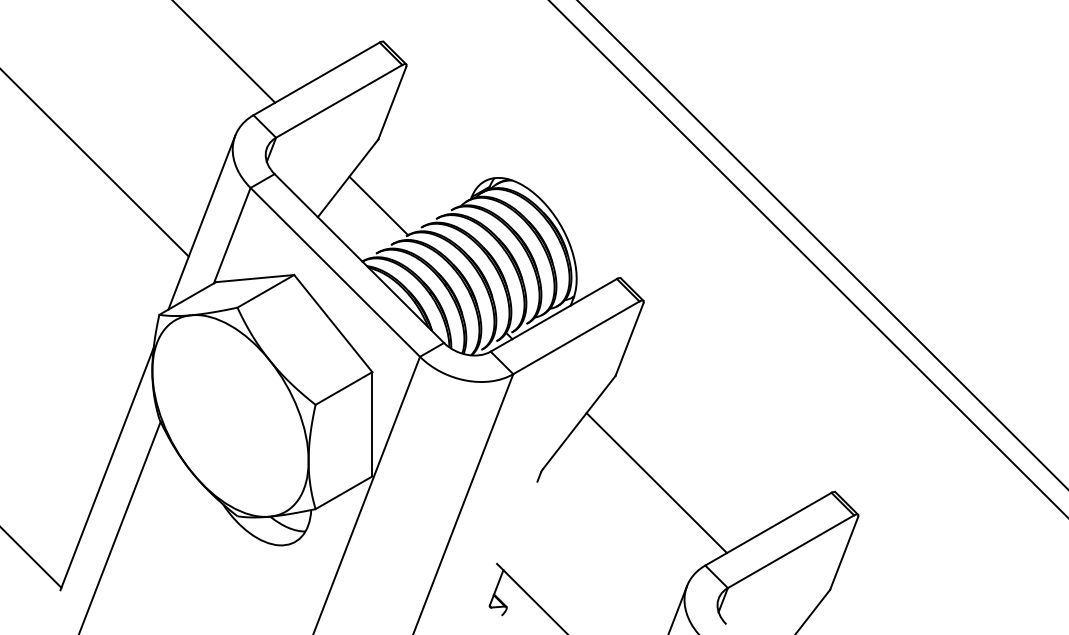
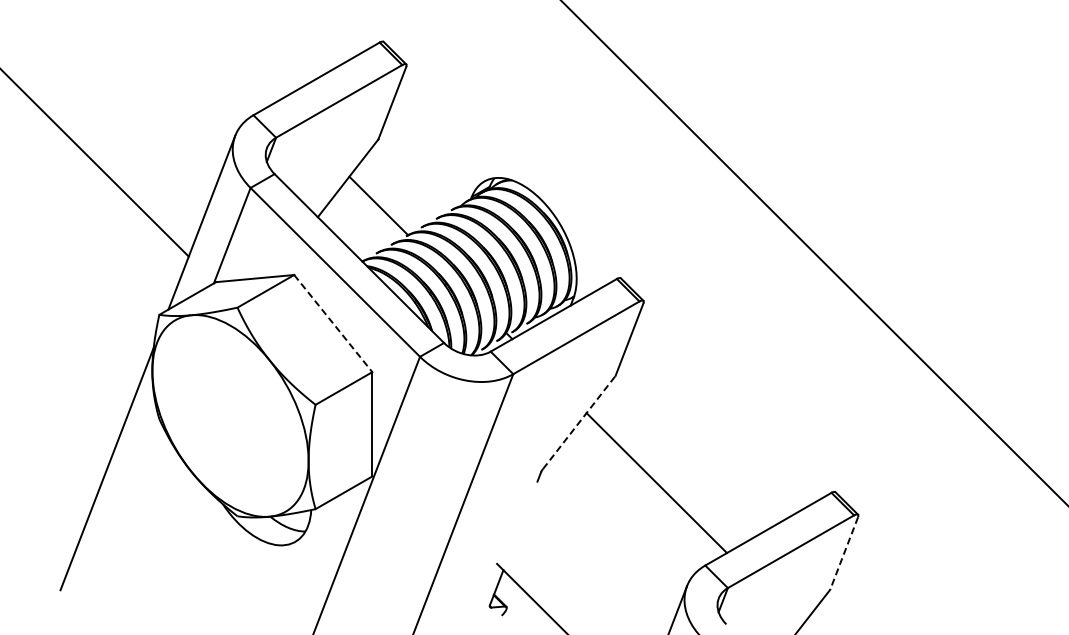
line: present -> none (224, 52)
line: present -> none (822, 244)
line position: (807, 258) -> (813, 252) (813, 252)
line: solid -> dashed (333, 323)
line: solid -> dashed (579, 422)
line: present -> none (120, 526)
line: solid -> dashed (844, 553)
line: present -> none (31, 558)
